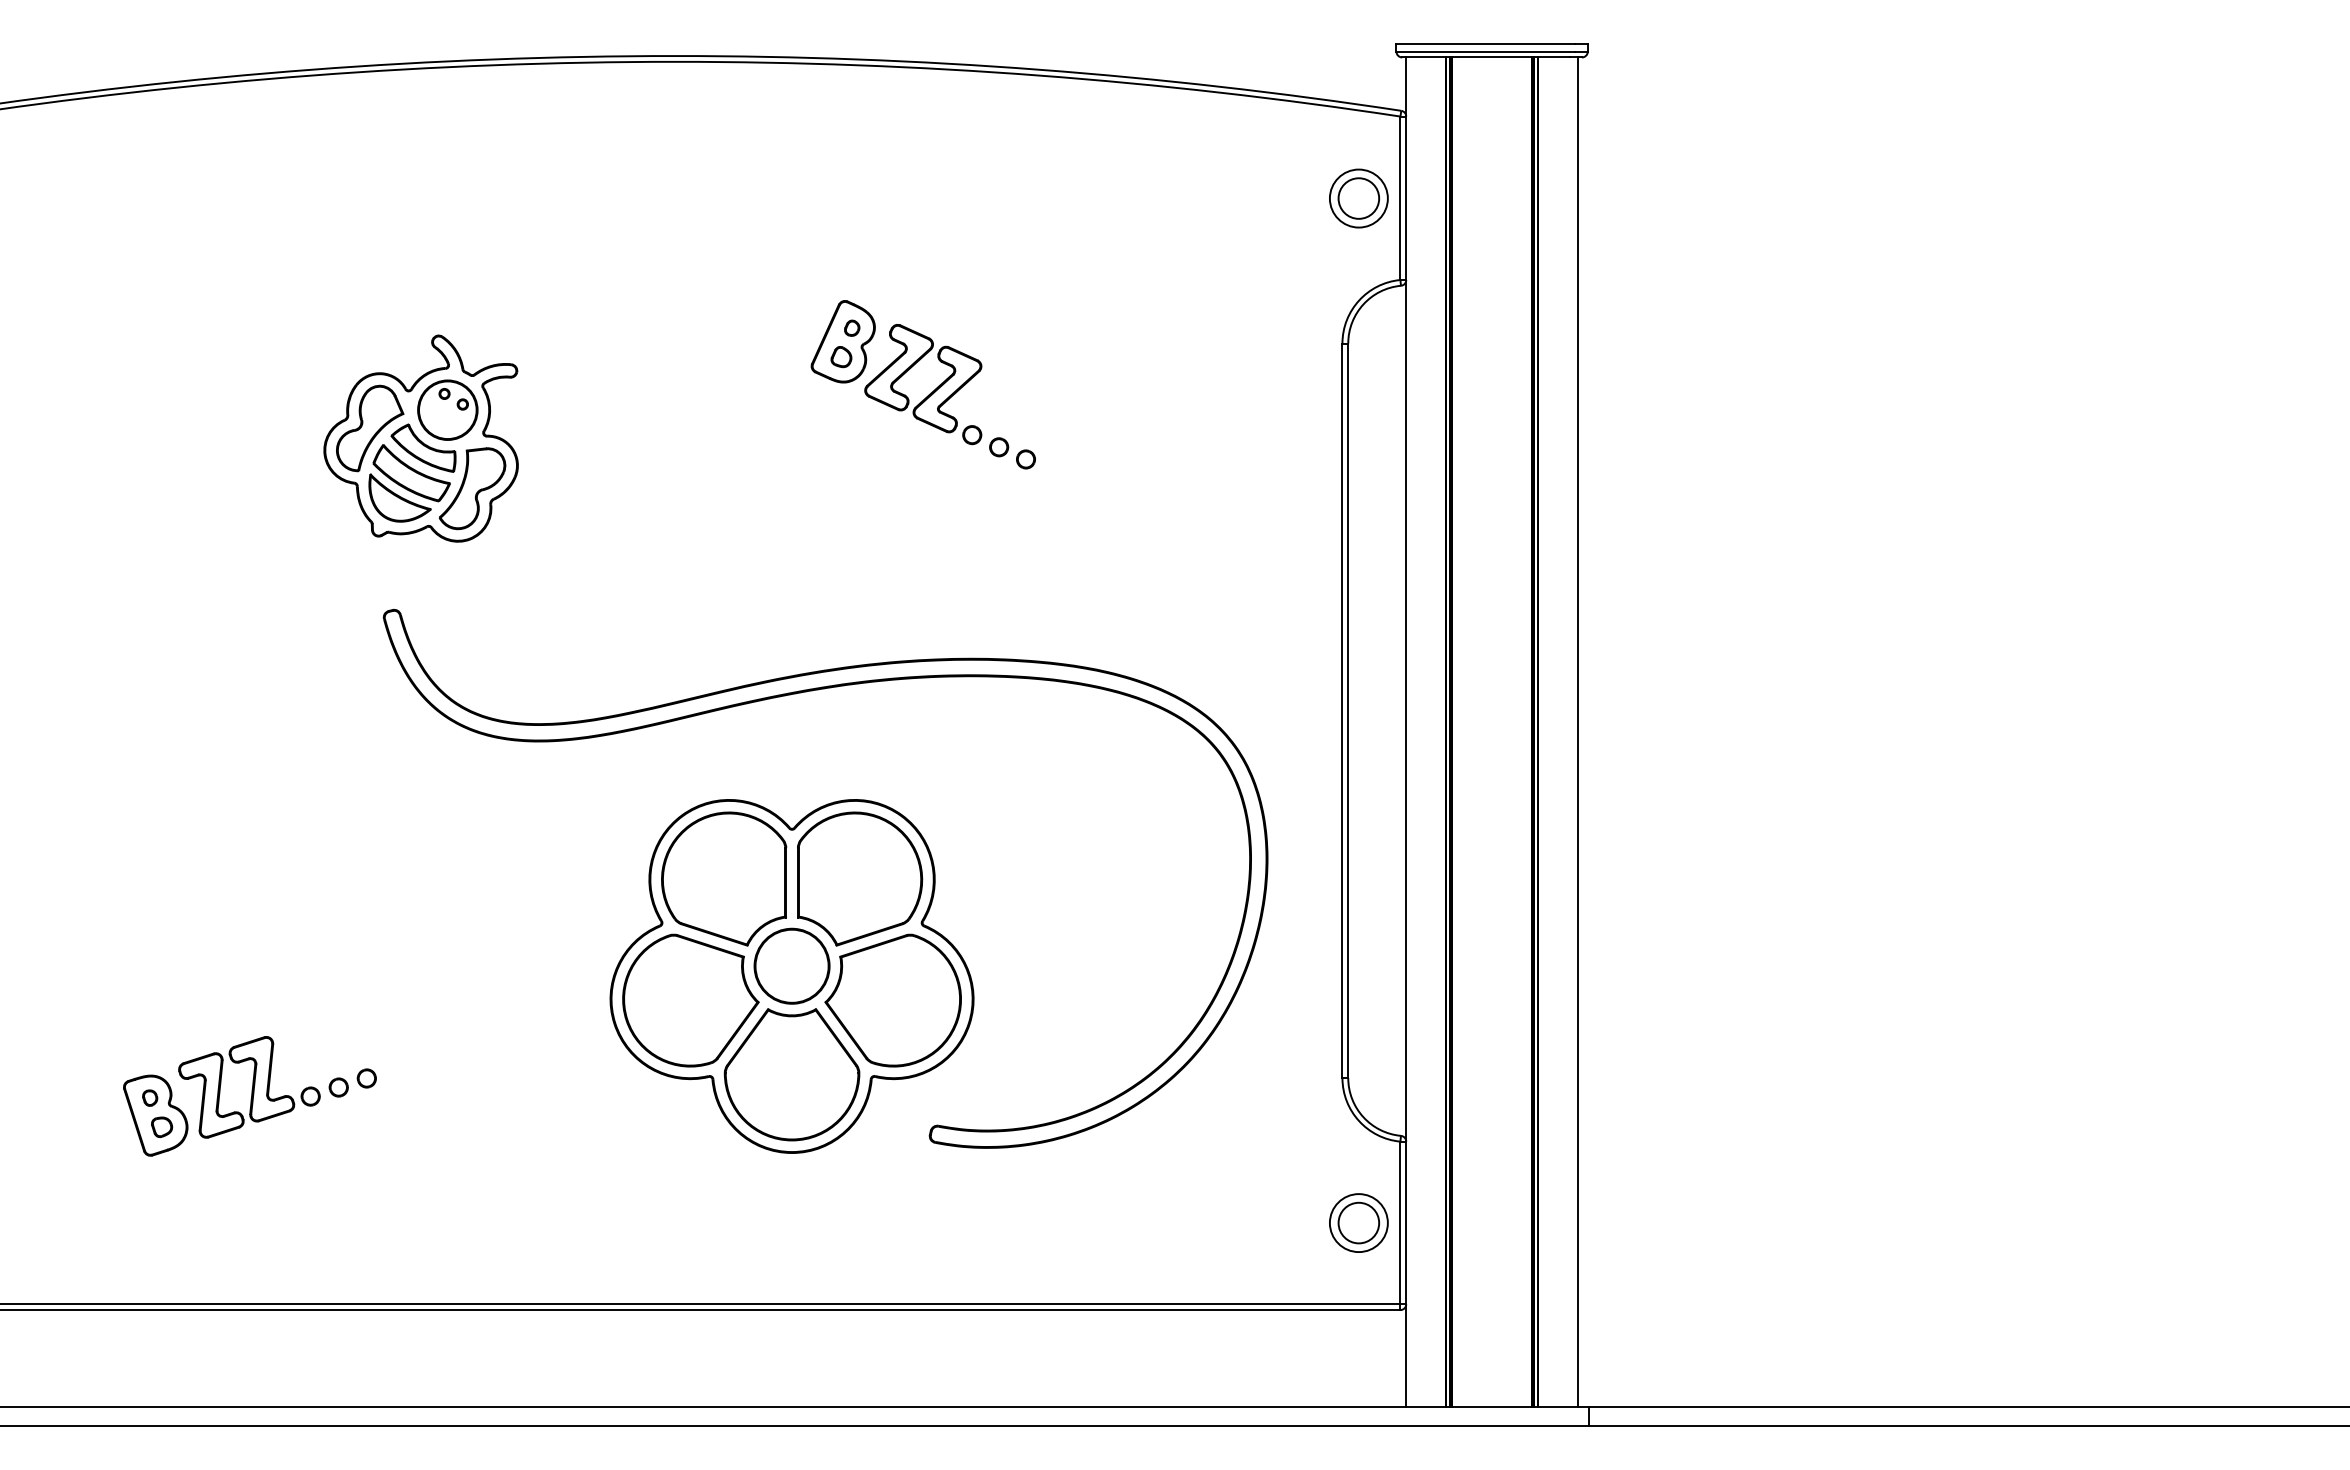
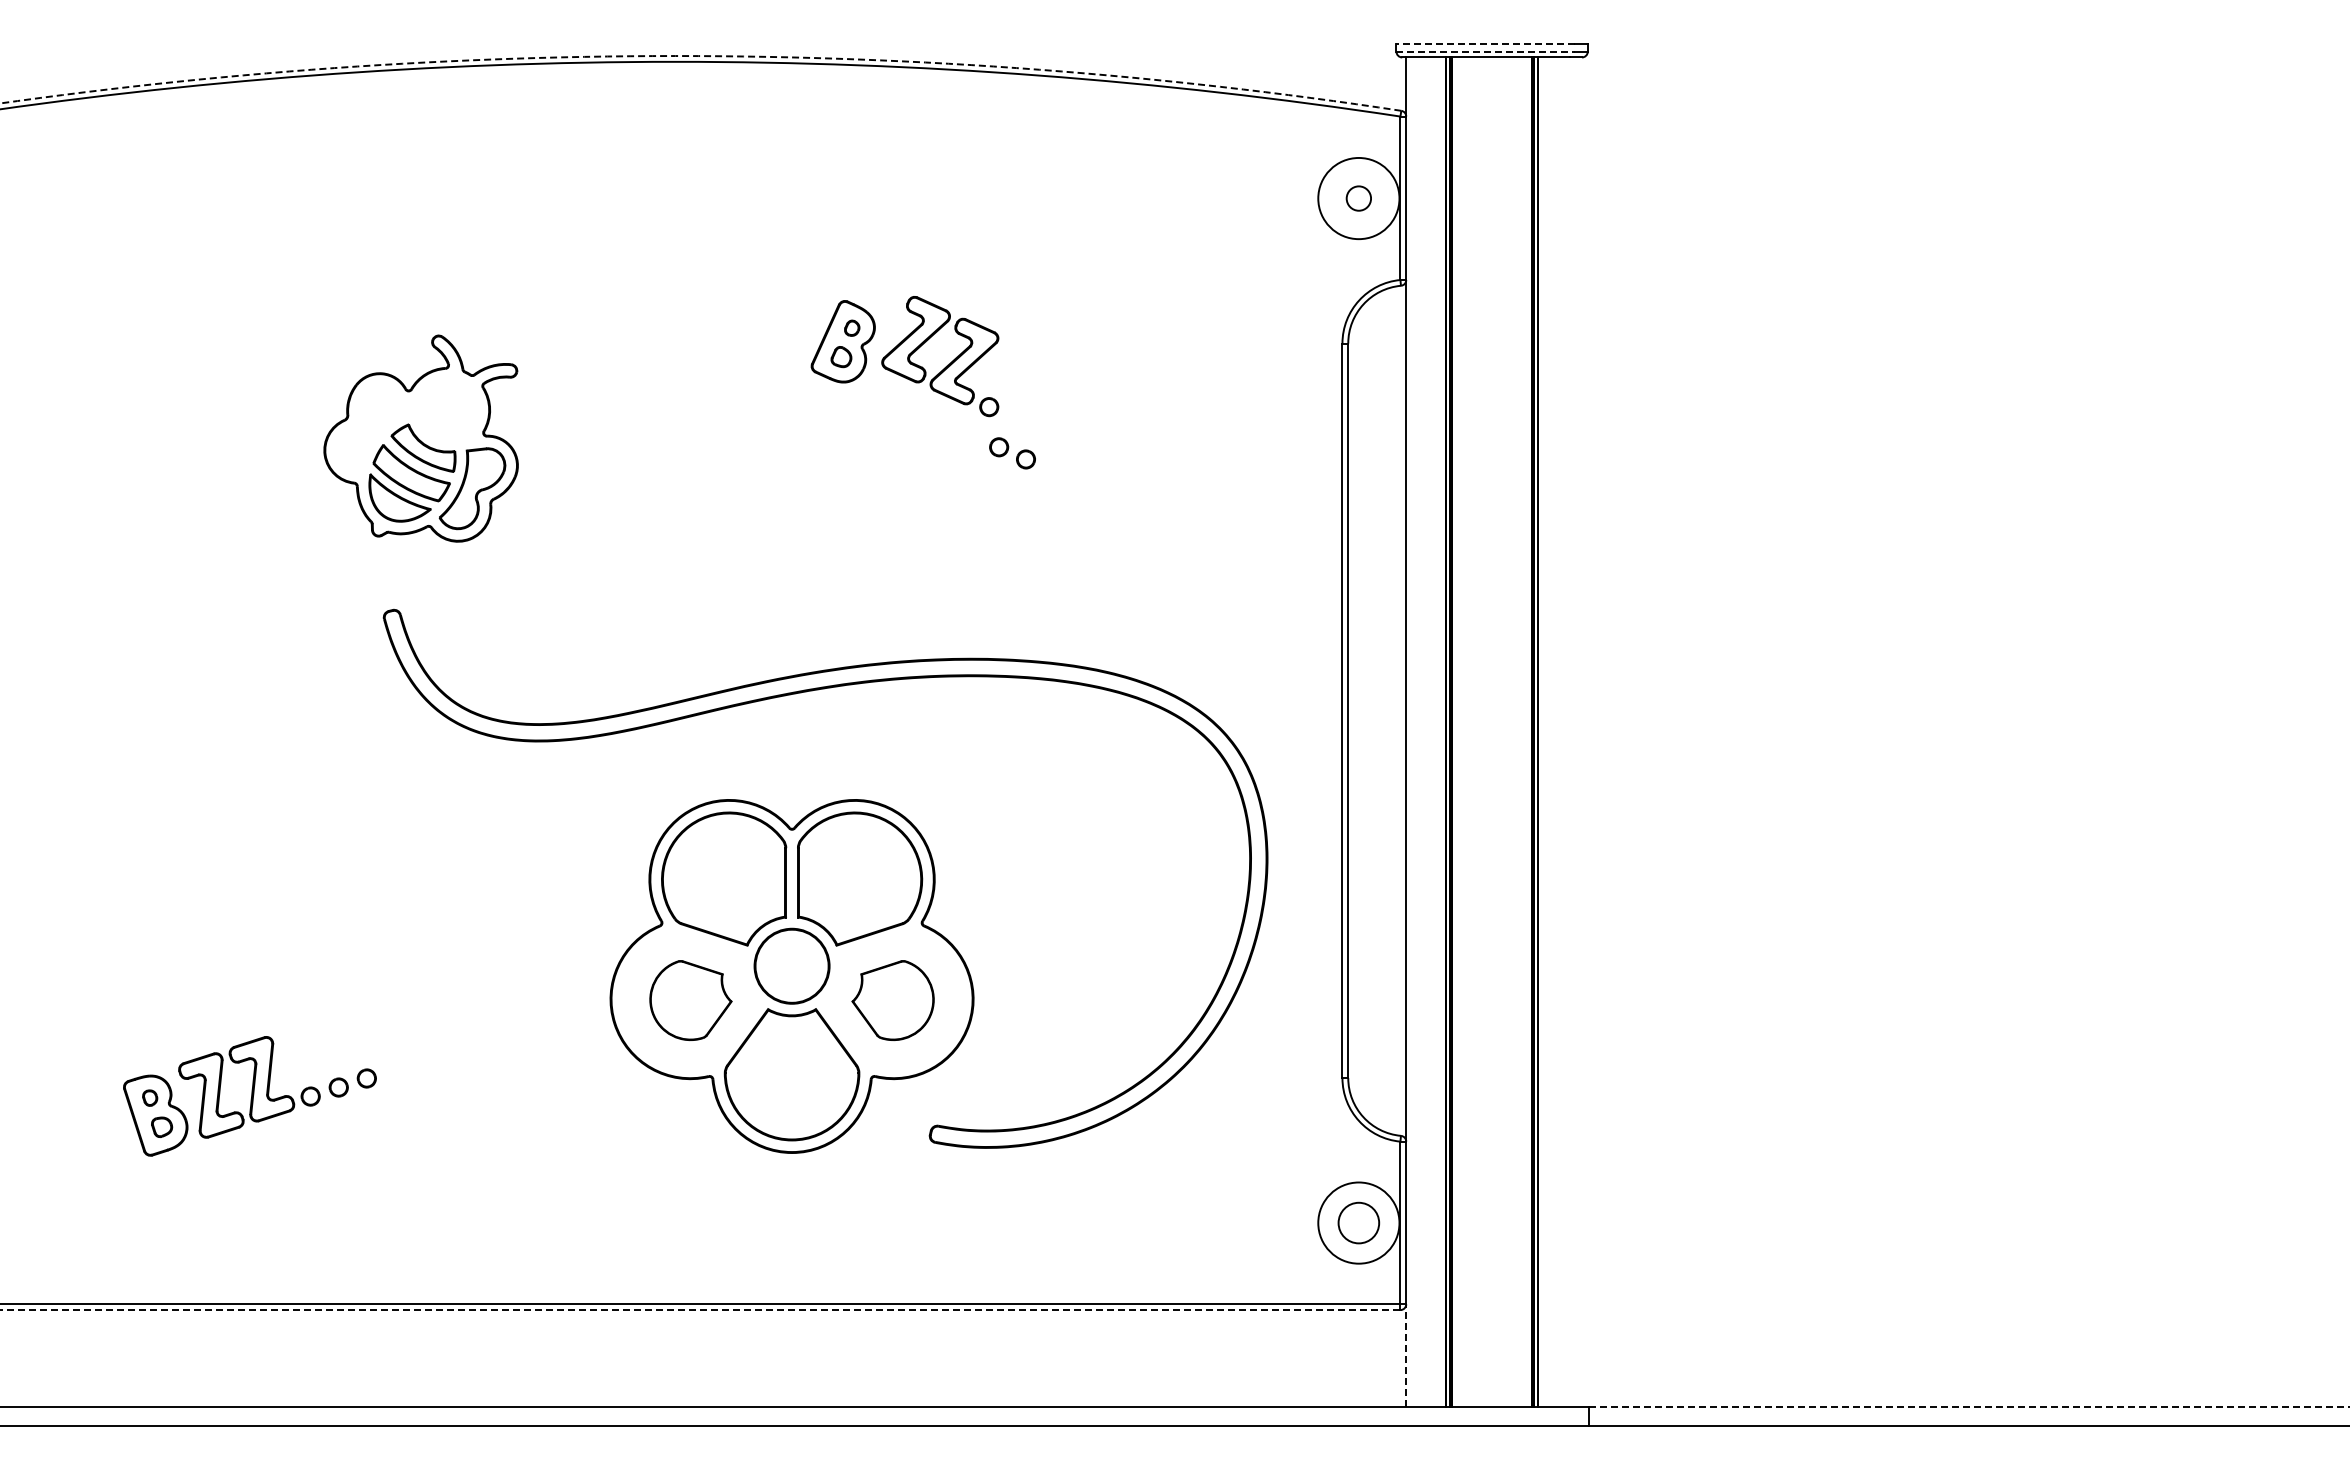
line: solid -> dashed (1485, 43)
line: solid -> dashed (1486, 51)
arc: solid -> dashed (701, 56)
circle diameter: 41 px -> 24 px (1358, 198)
circle diameter: 58 px -> 81 px (1358, 198)
part position: (930, 392) -> (947, 364) (947, 364)
part: present -> none (447, 409)
part: present -> none (370, 428)
line: present -> none (1578, 731)
part size: 138x135 px -> 84x81 px (690, 1000)
part size: 138x135 px -> 84x81 px (892, 1000)
circle diameter: 58 px -> 81 px (1358, 1222)
line: solid -> dashed (700, 1310)
line: solid -> dashed (1406, 1355)
line: solid -> dashed (1969, 1406)
